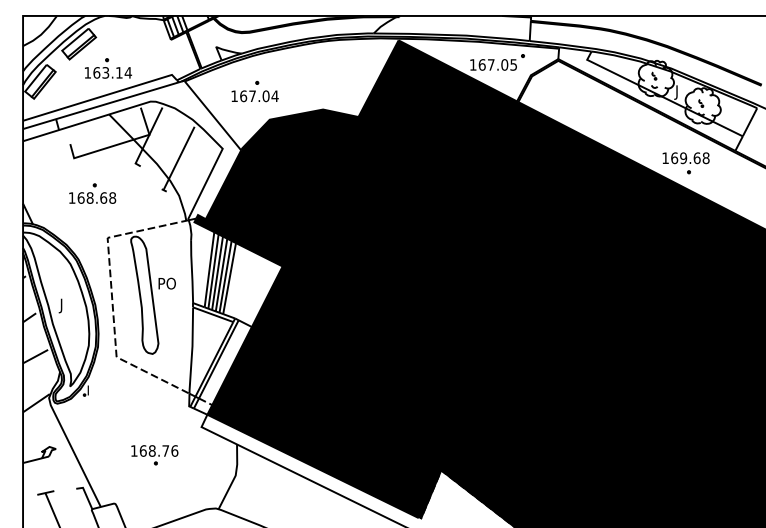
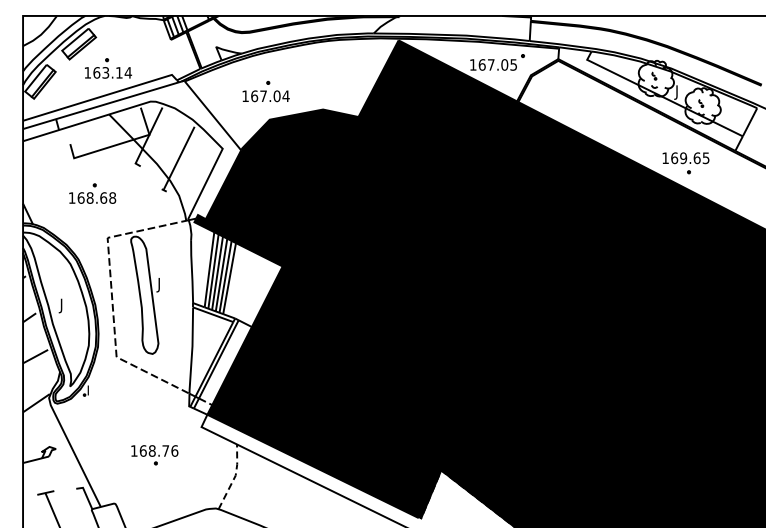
part position: (254, 91) -> (265, 91) (265, 91)
text: 169.68 -> 169.65 (705, 158)
text: PO -> J (165, 284)
line: solid -> dashed (235, 476)
